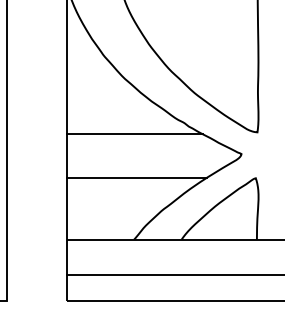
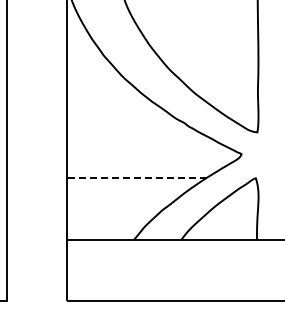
line: present -> none (135, 134)
line: solid -> dashed (136, 178)
line: present -> none (174, 274)
